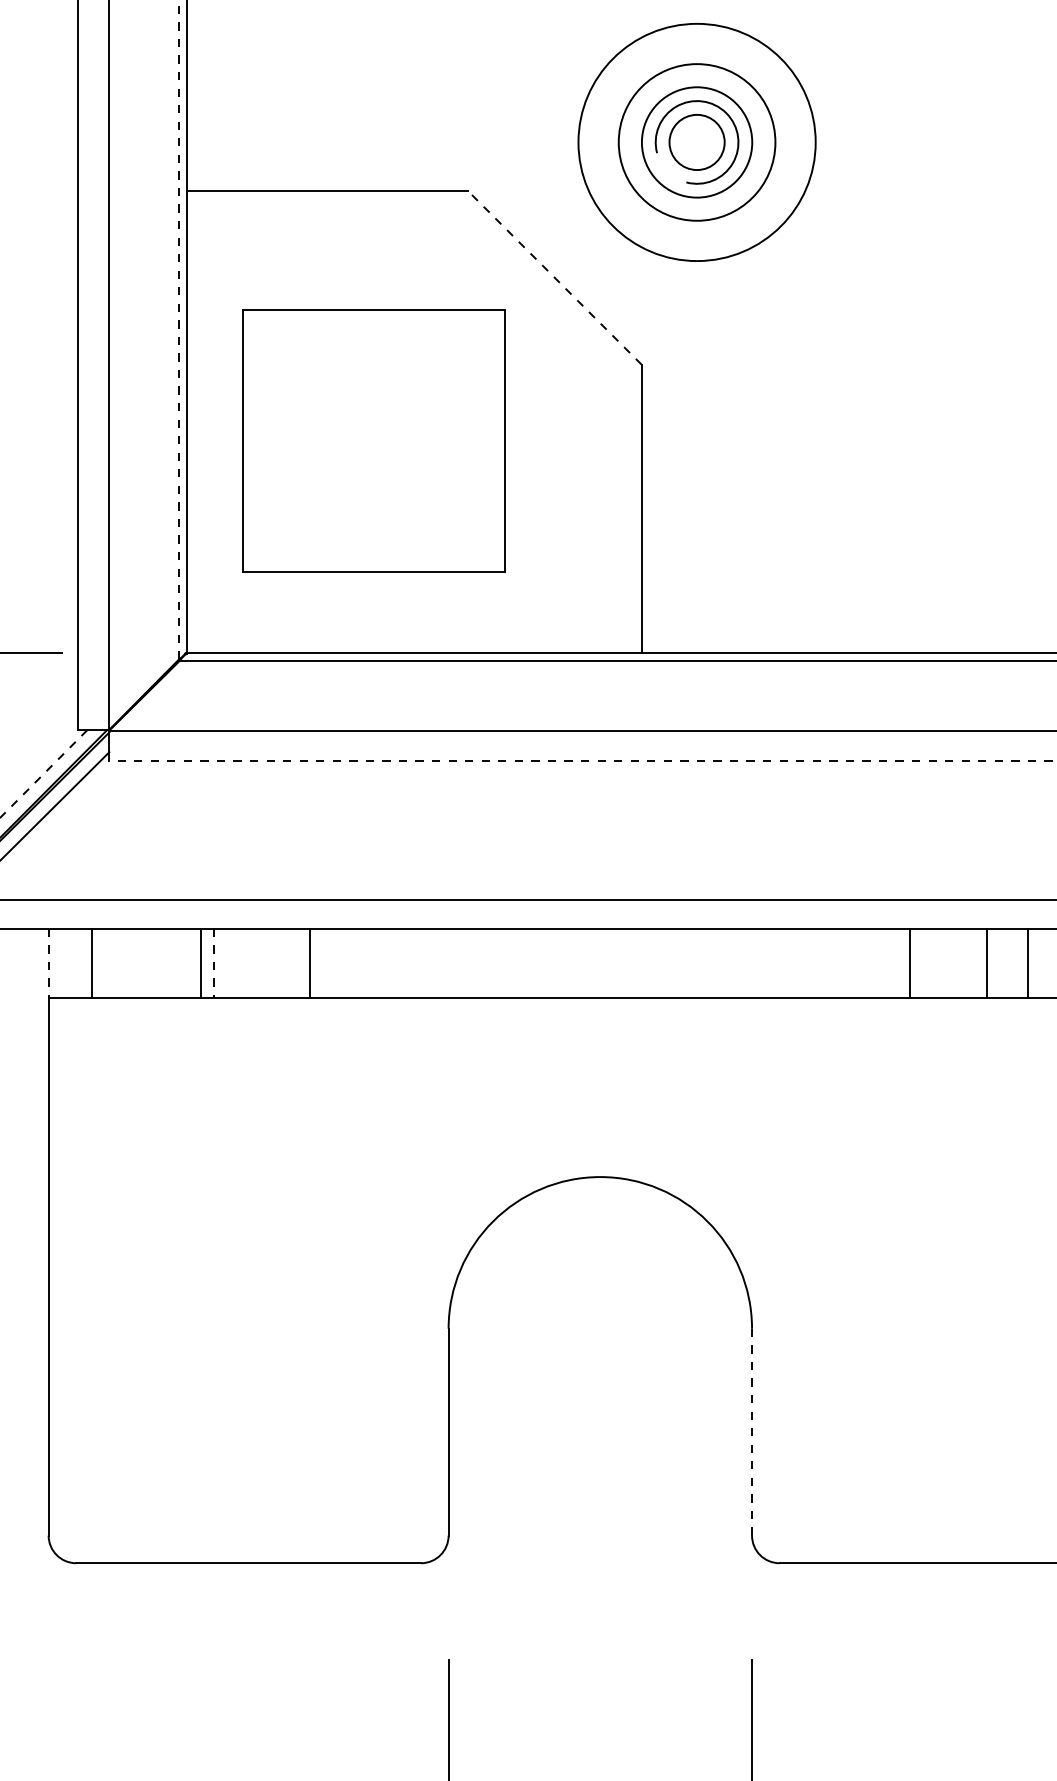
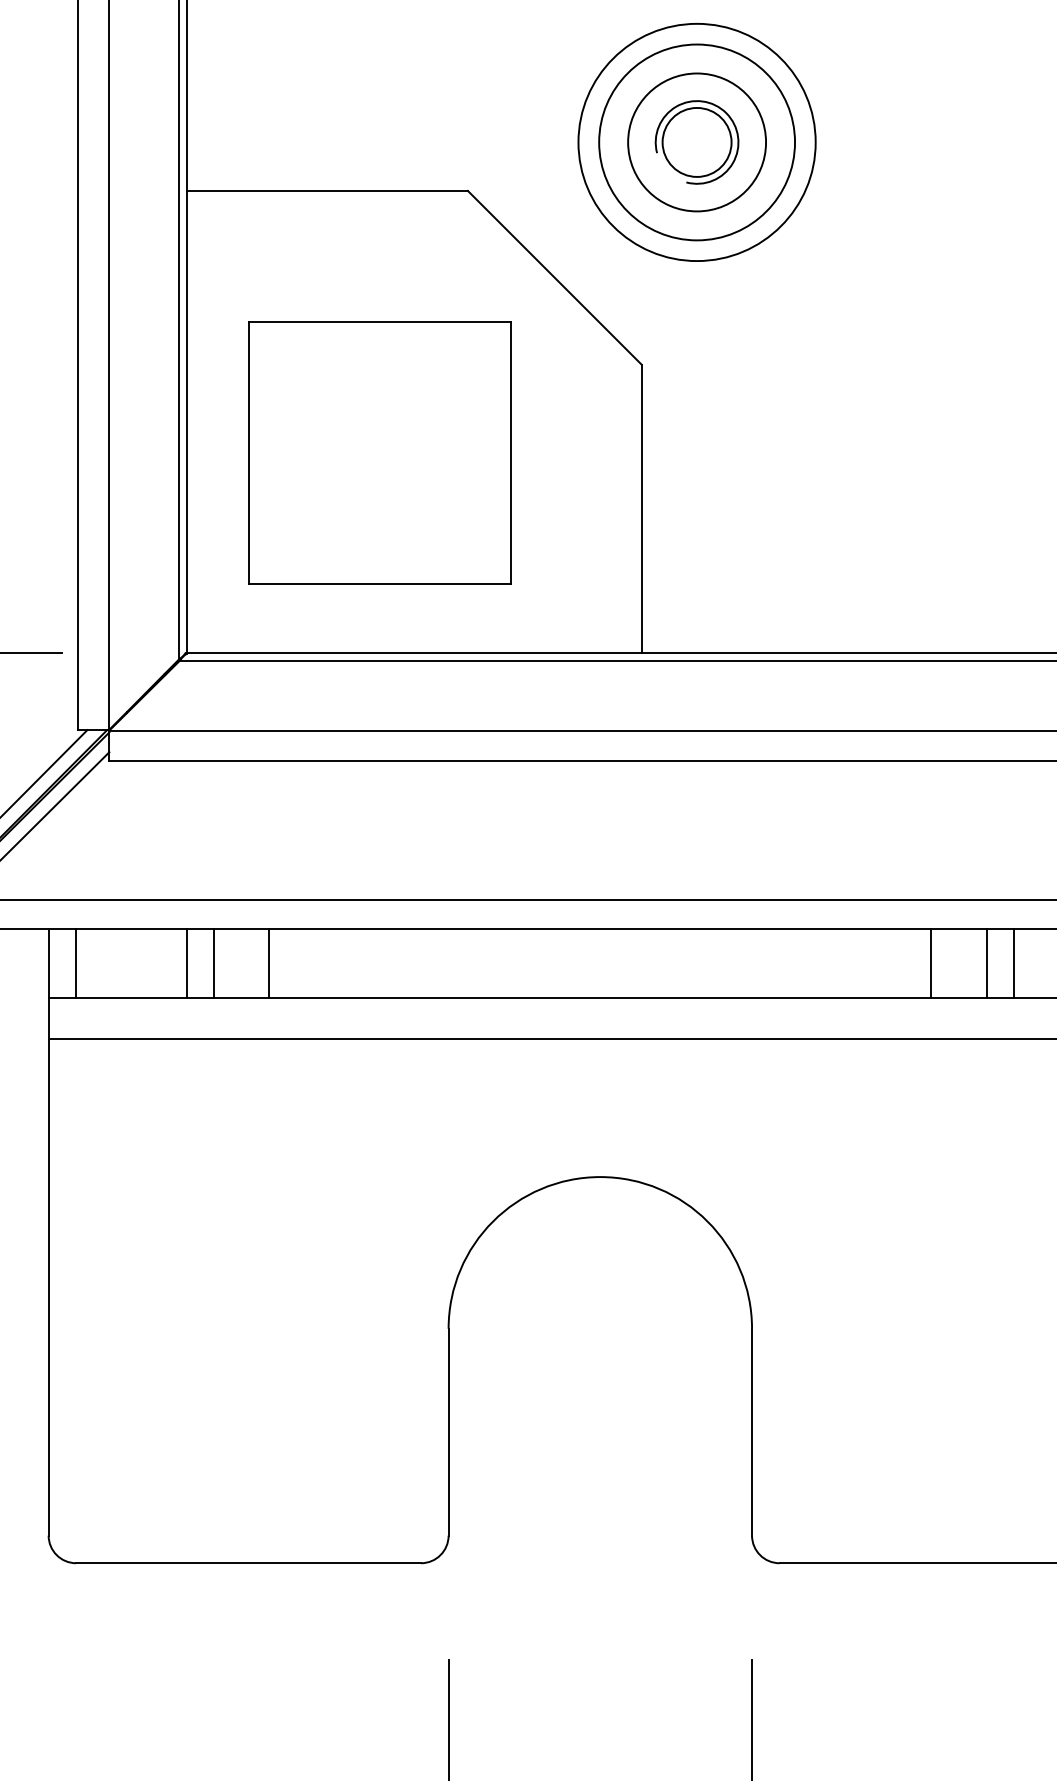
circle diameter: 110 px -> 138 px (697, 142)
circle diameter: 157 px -> 196 px (697, 142)
circle diameter: 55 px -> 69 px (696, 141)
line: dashed -> solid (554, 277)
line: dashed -> solid (178, 329)
part position: (373, 440) -> (379, 452) (379, 452)
line: dashed -> solid (582, 761)
line: dashed -> solid (43, 774)
line position: (92, 962) -> (76, 962) (76, 962)
line position: (200, 962) -> (186, 962) (186, 962)
line position: (310, 962) -> (269, 962) (269, 962)
line position: (910, 962) -> (931, 962) (931, 962)
line position: (1028, 962) -> (1014, 962) (1014, 962)
line: dashed -> solid (48, 963)
line: dashed -> solid (214, 963)
line: none -> present (550, 1039)
line: dashed -> solid (752, 1431)
